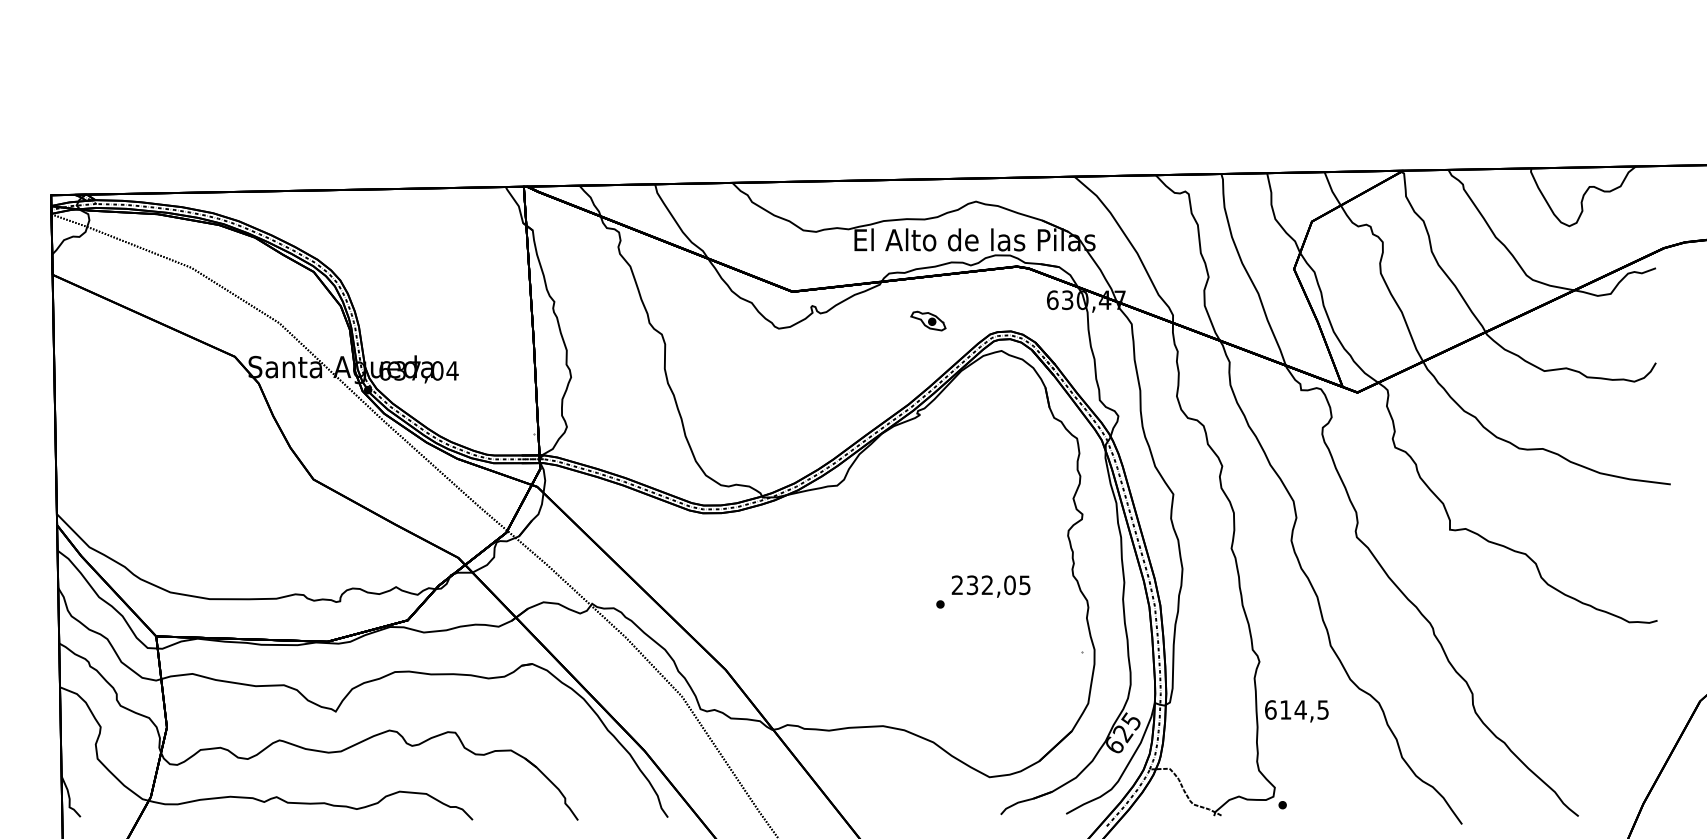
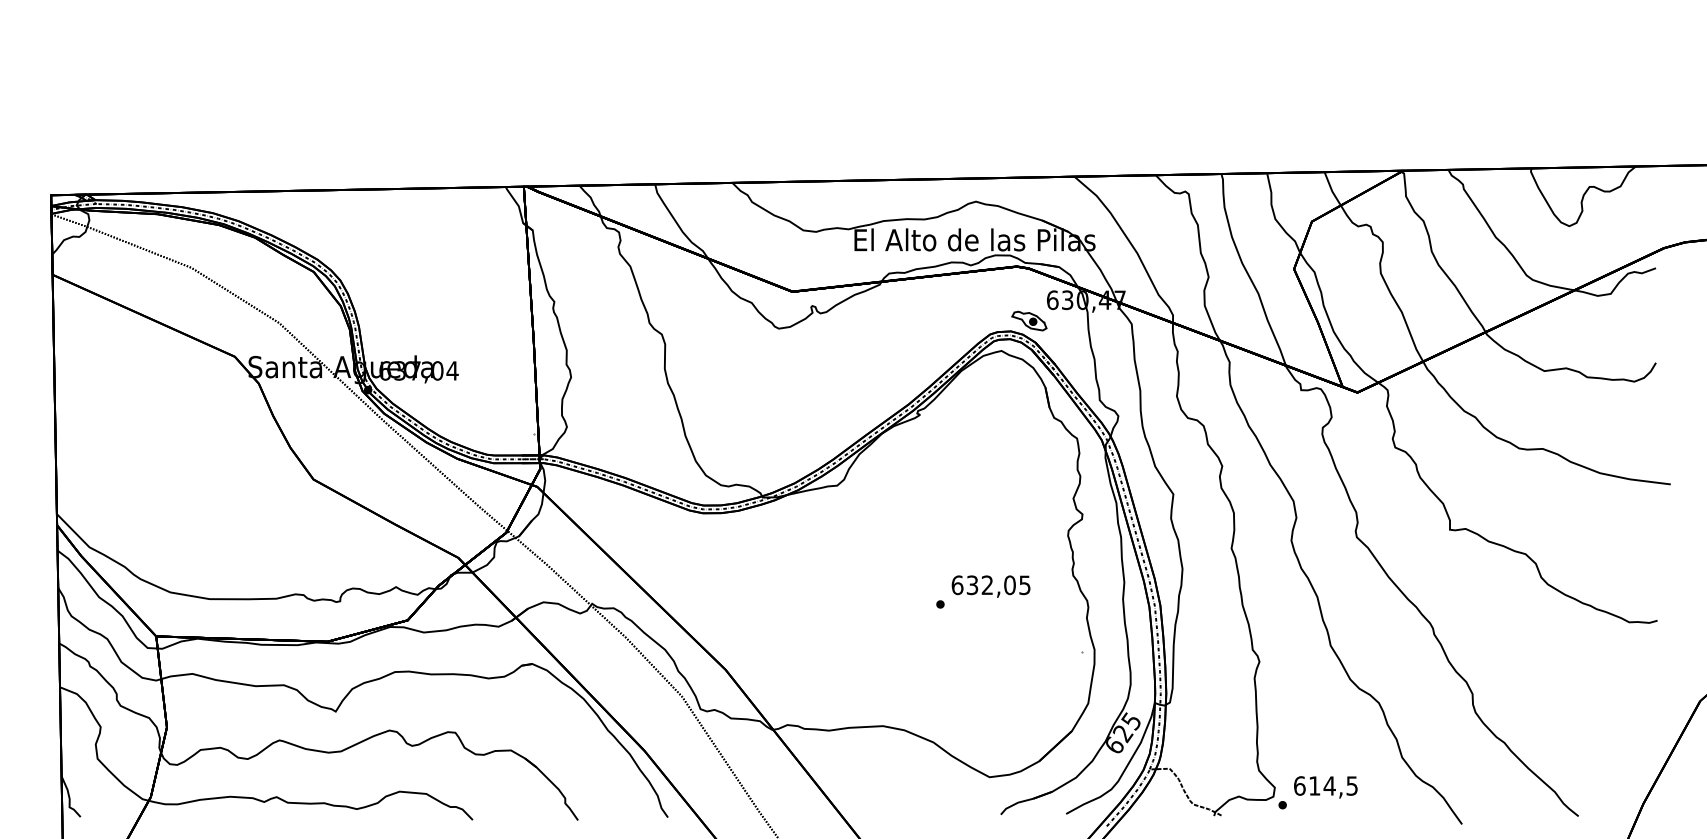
part position: (928, 320) -> (1029, 320) (1029, 320)
text: 232,05 -> 632,05 (957, 585)
text position: (1296, 711) -> (1325, 787) (1325, 787)
